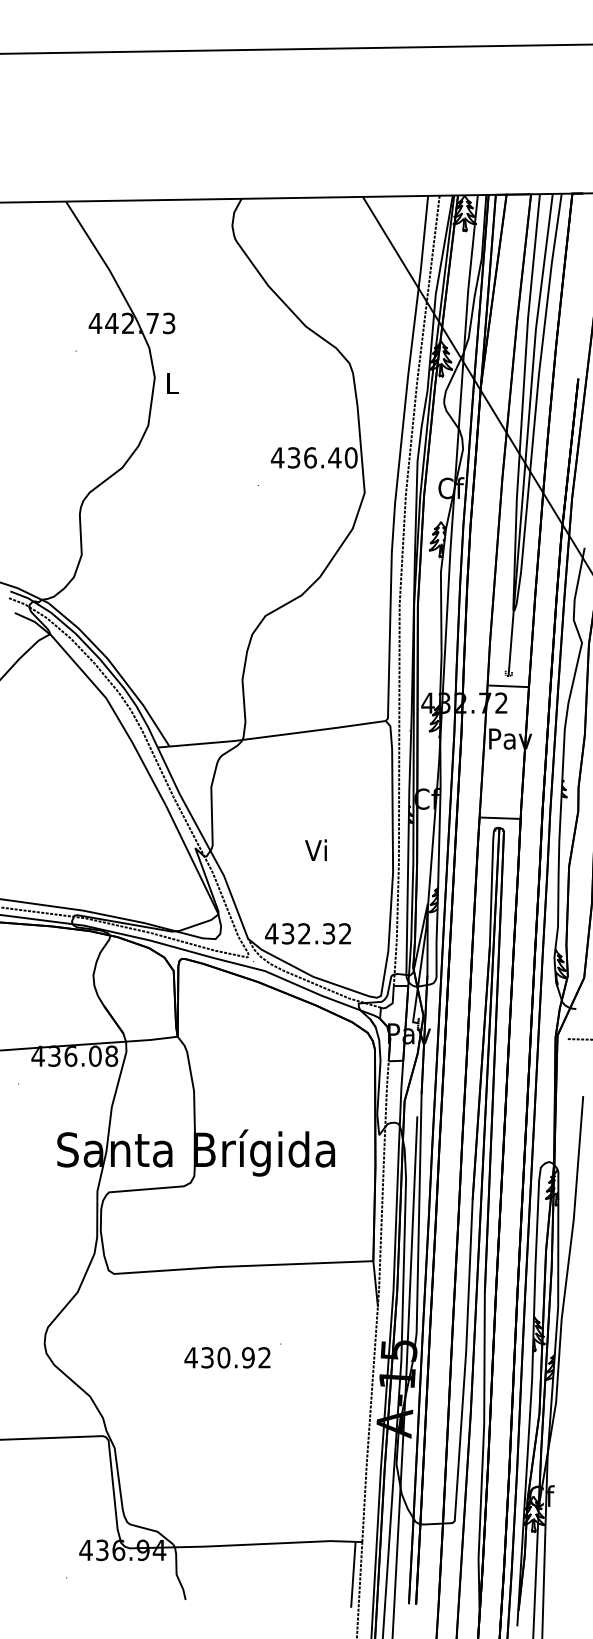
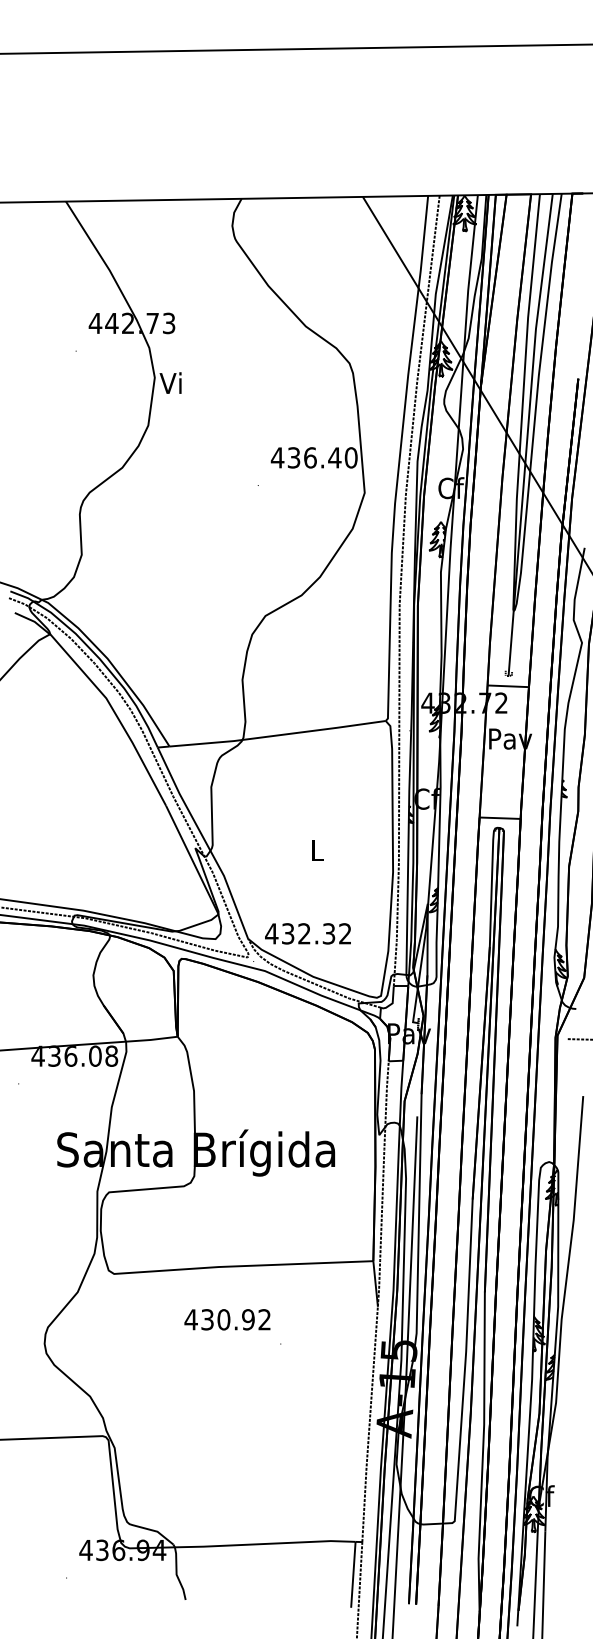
text: L -> Vi (170, 382)
text: Vi -> L (315, 849)
text position: (227, 1357) -> (227, 1319) (227, 1319)
